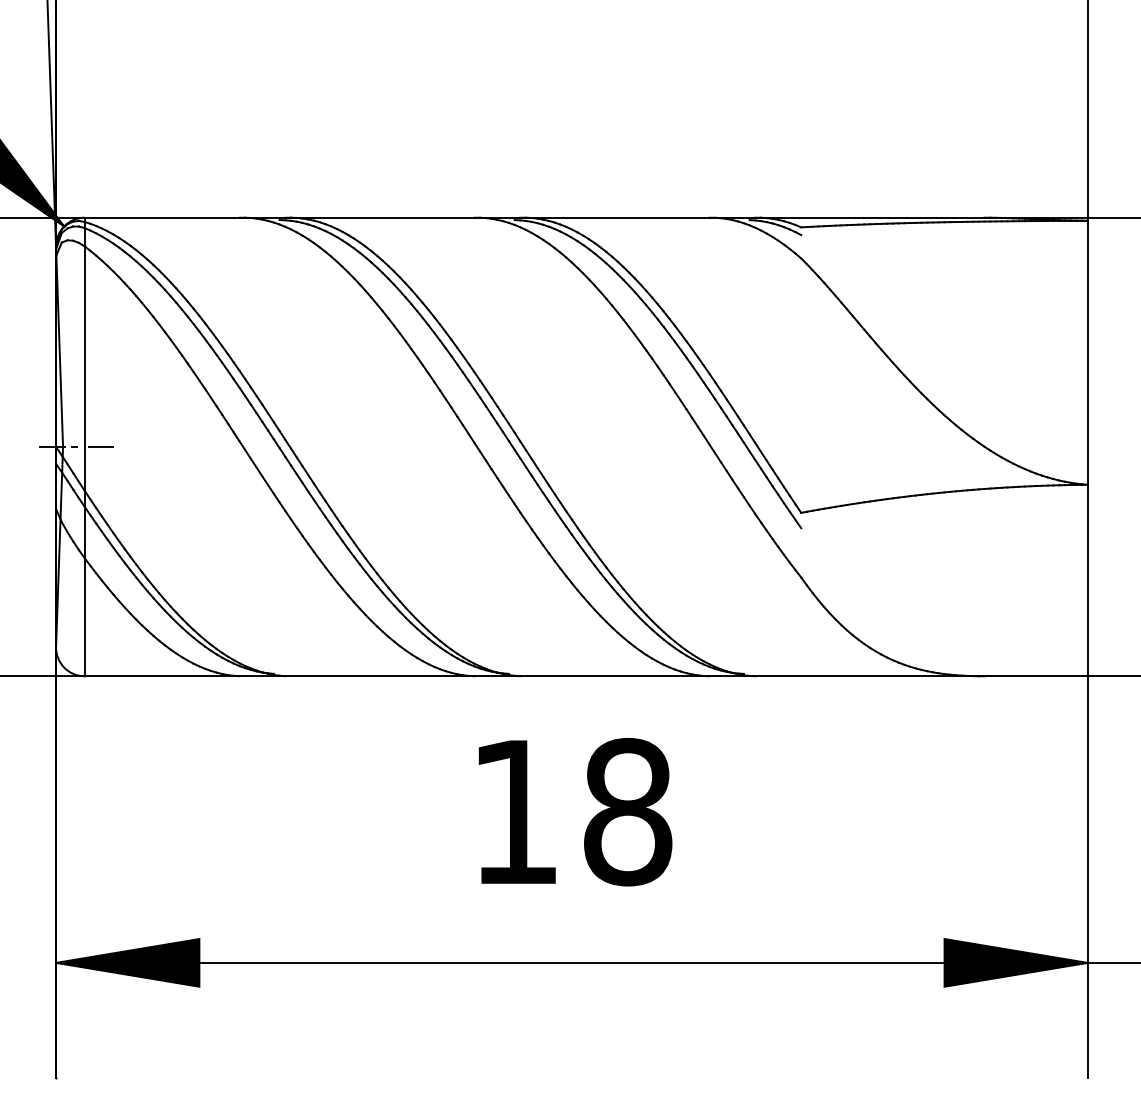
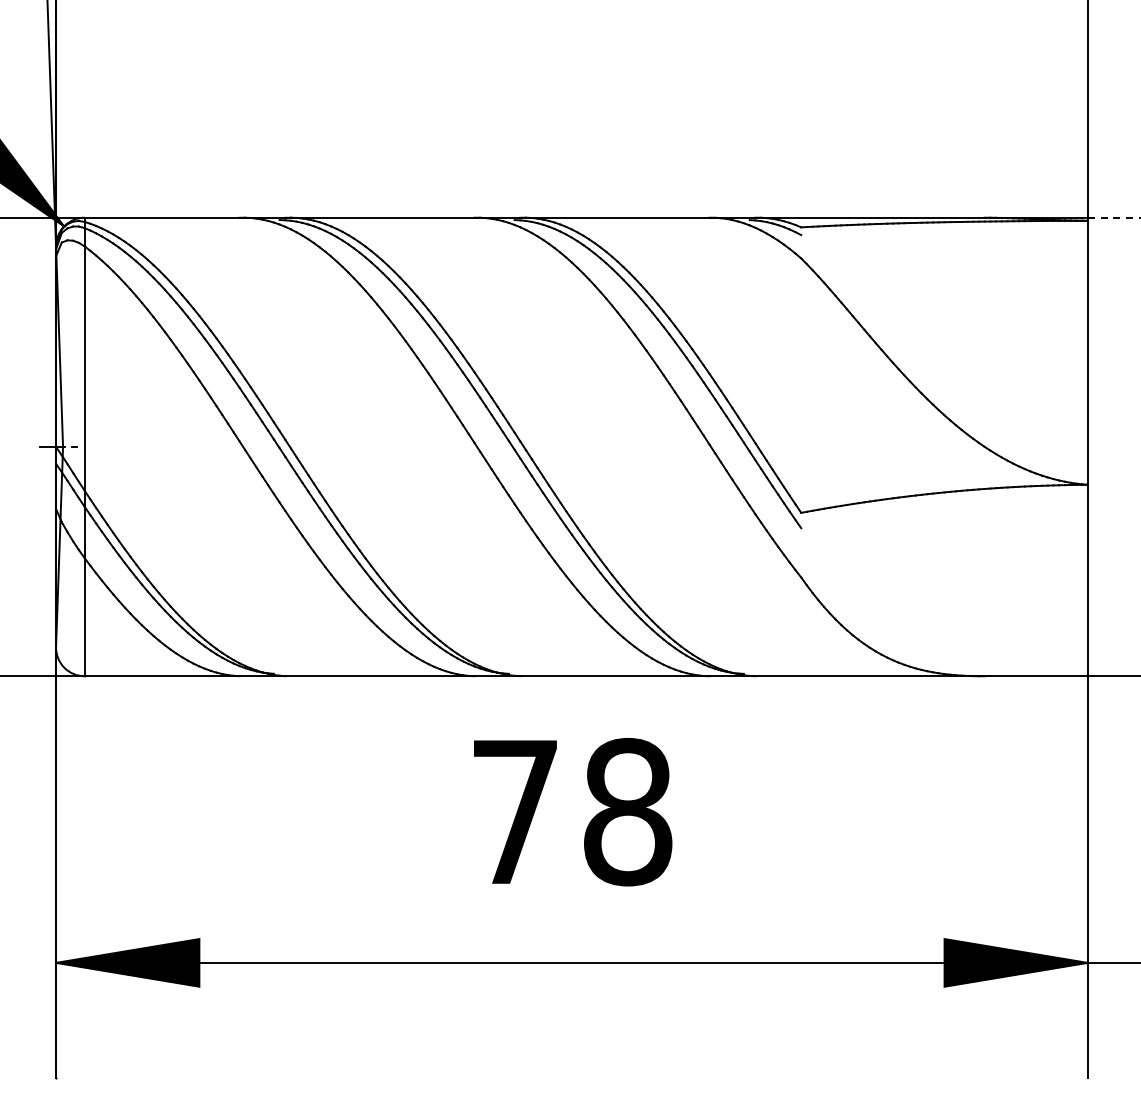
line: solid -> dashed (1114, 217)
line: present -> none (101, 446)
text: 18 -> 78 (515, 811)
